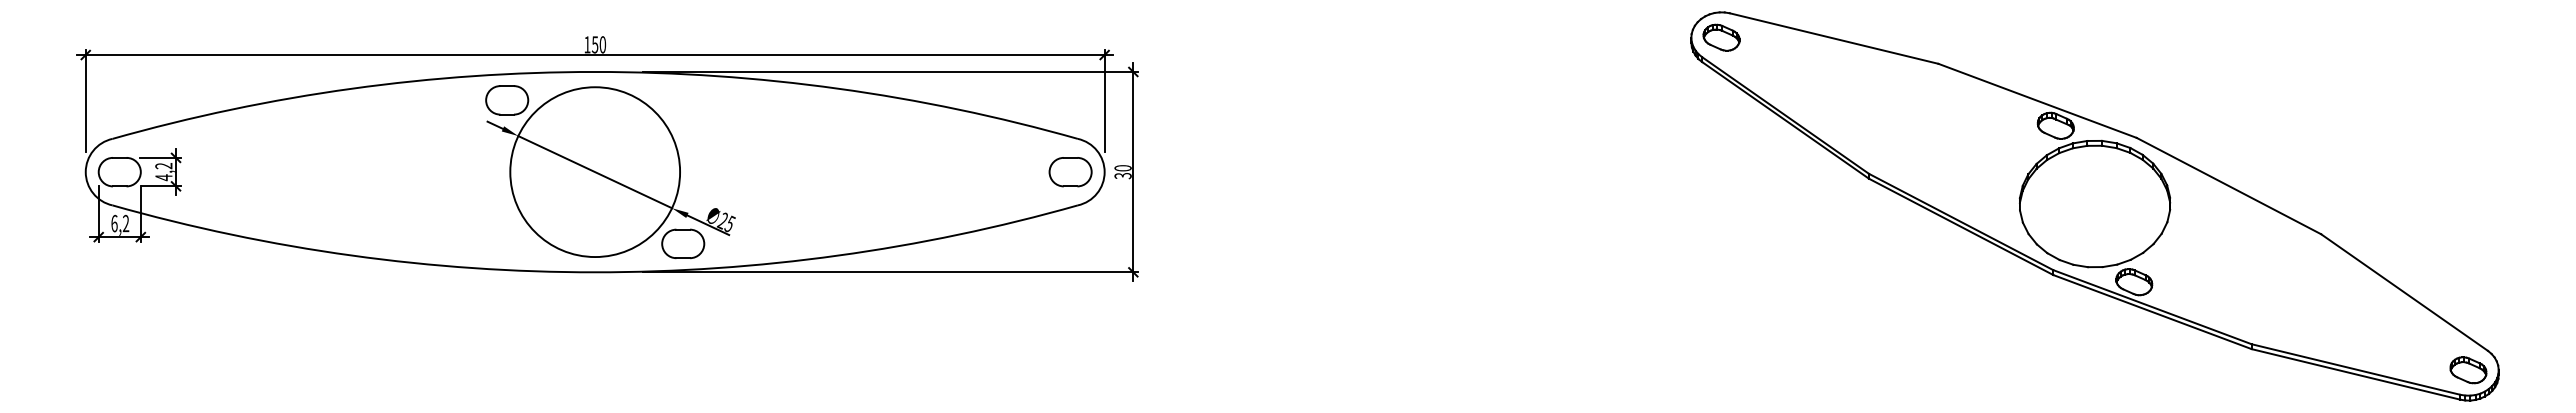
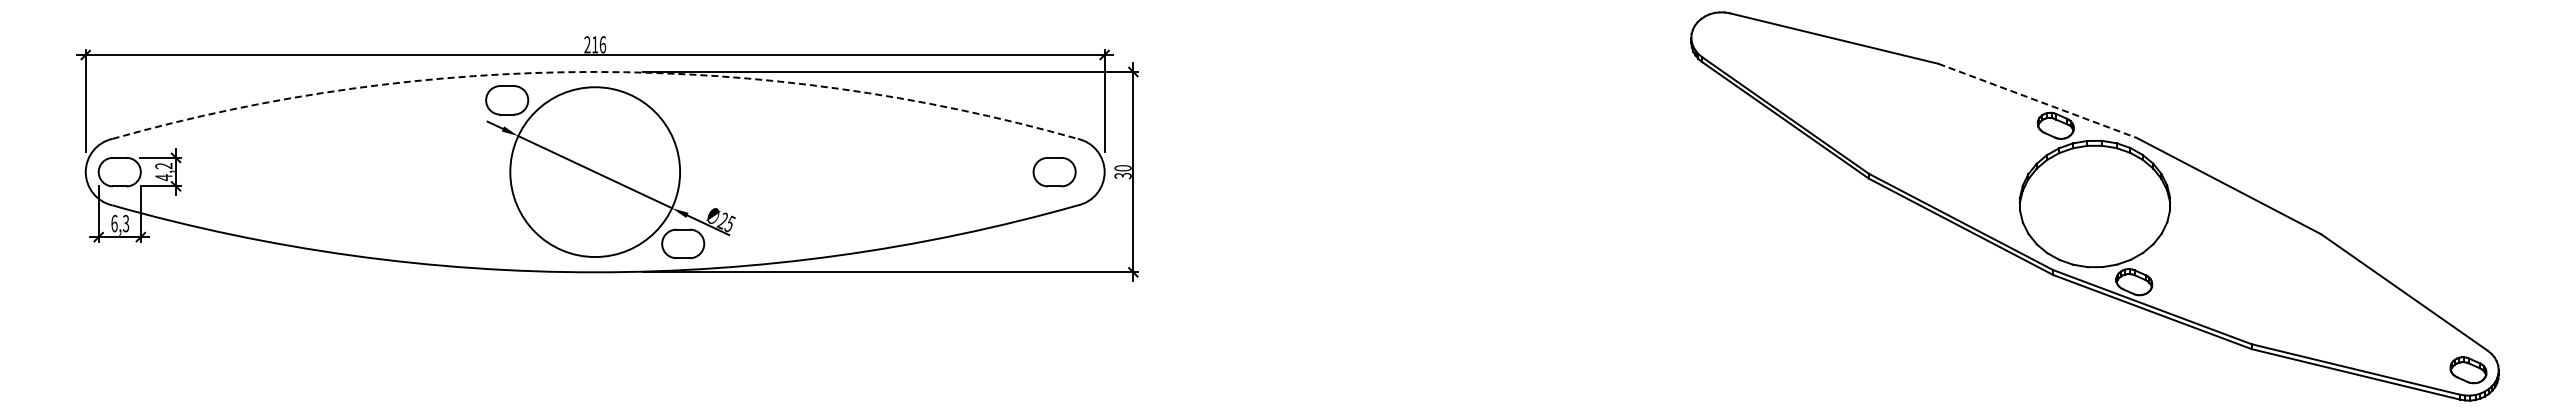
part: present -> none (1721, 37)
text: 150 -> 216 (595, 44)
arc: solid -> dashed (595, 71)
line: solid -> dashed (2037, 100)
part position: (1070, 172) -> (1054, 172) (1054, 172)
text: 6,2 -> 6,3 (125, 223)
